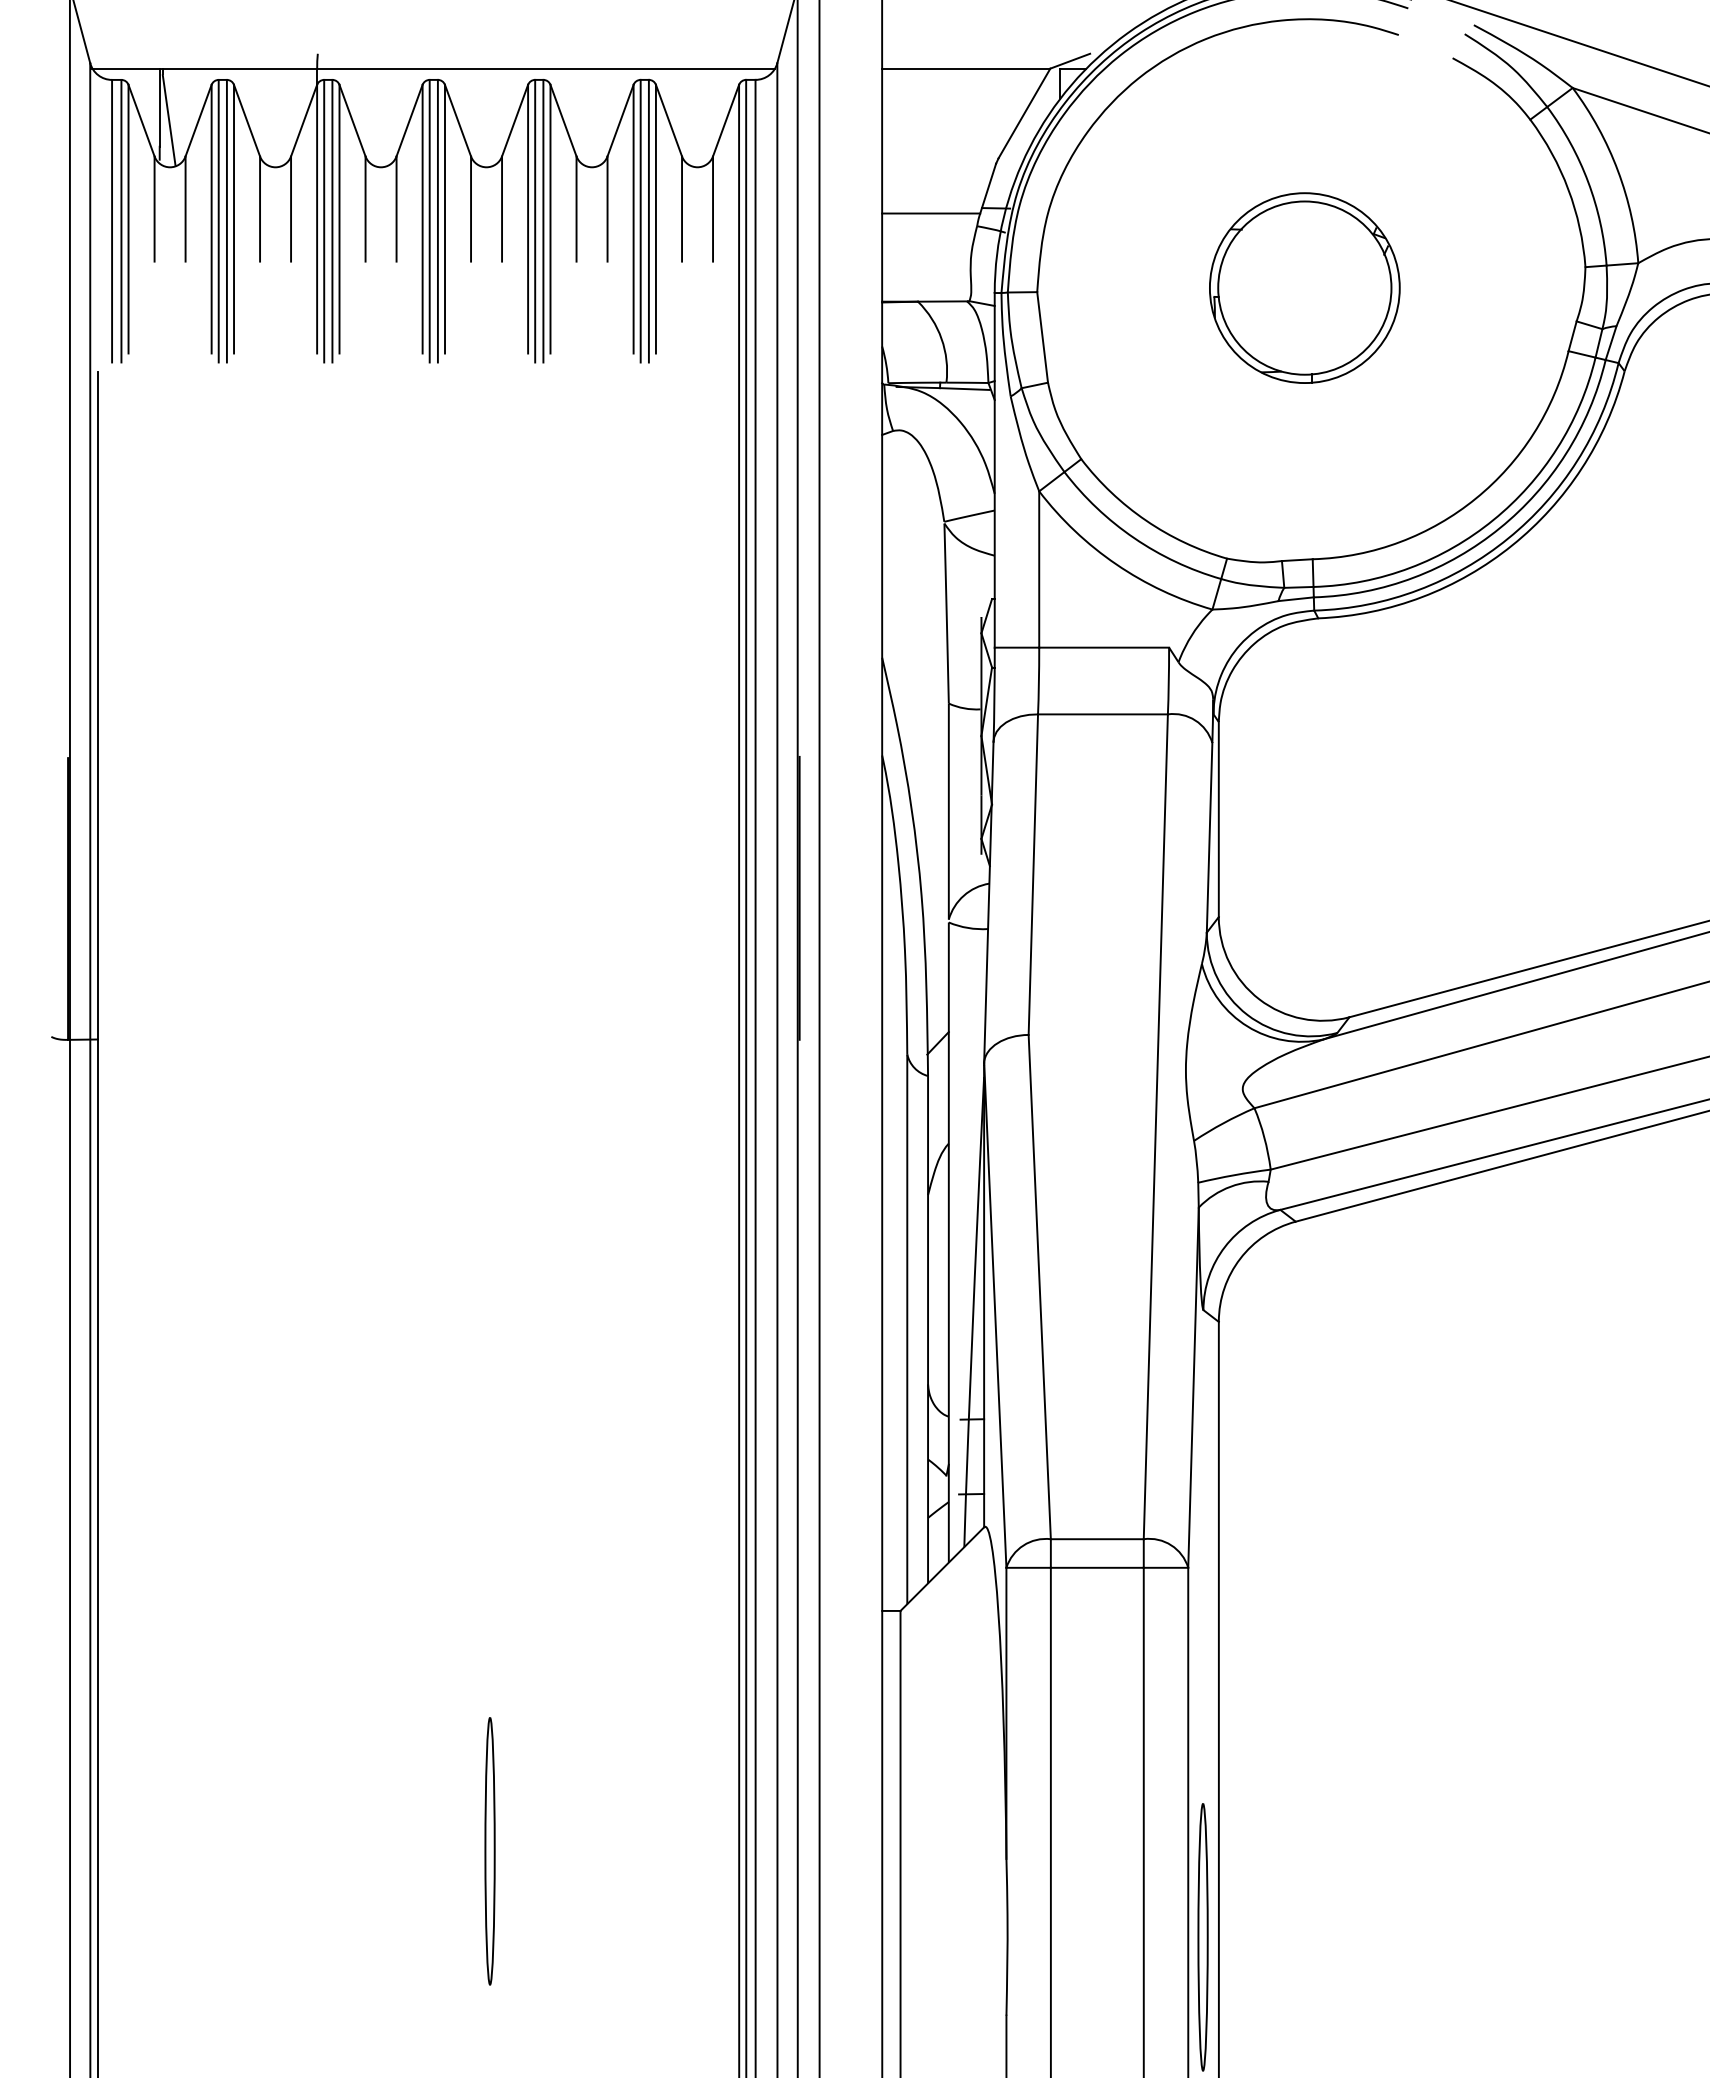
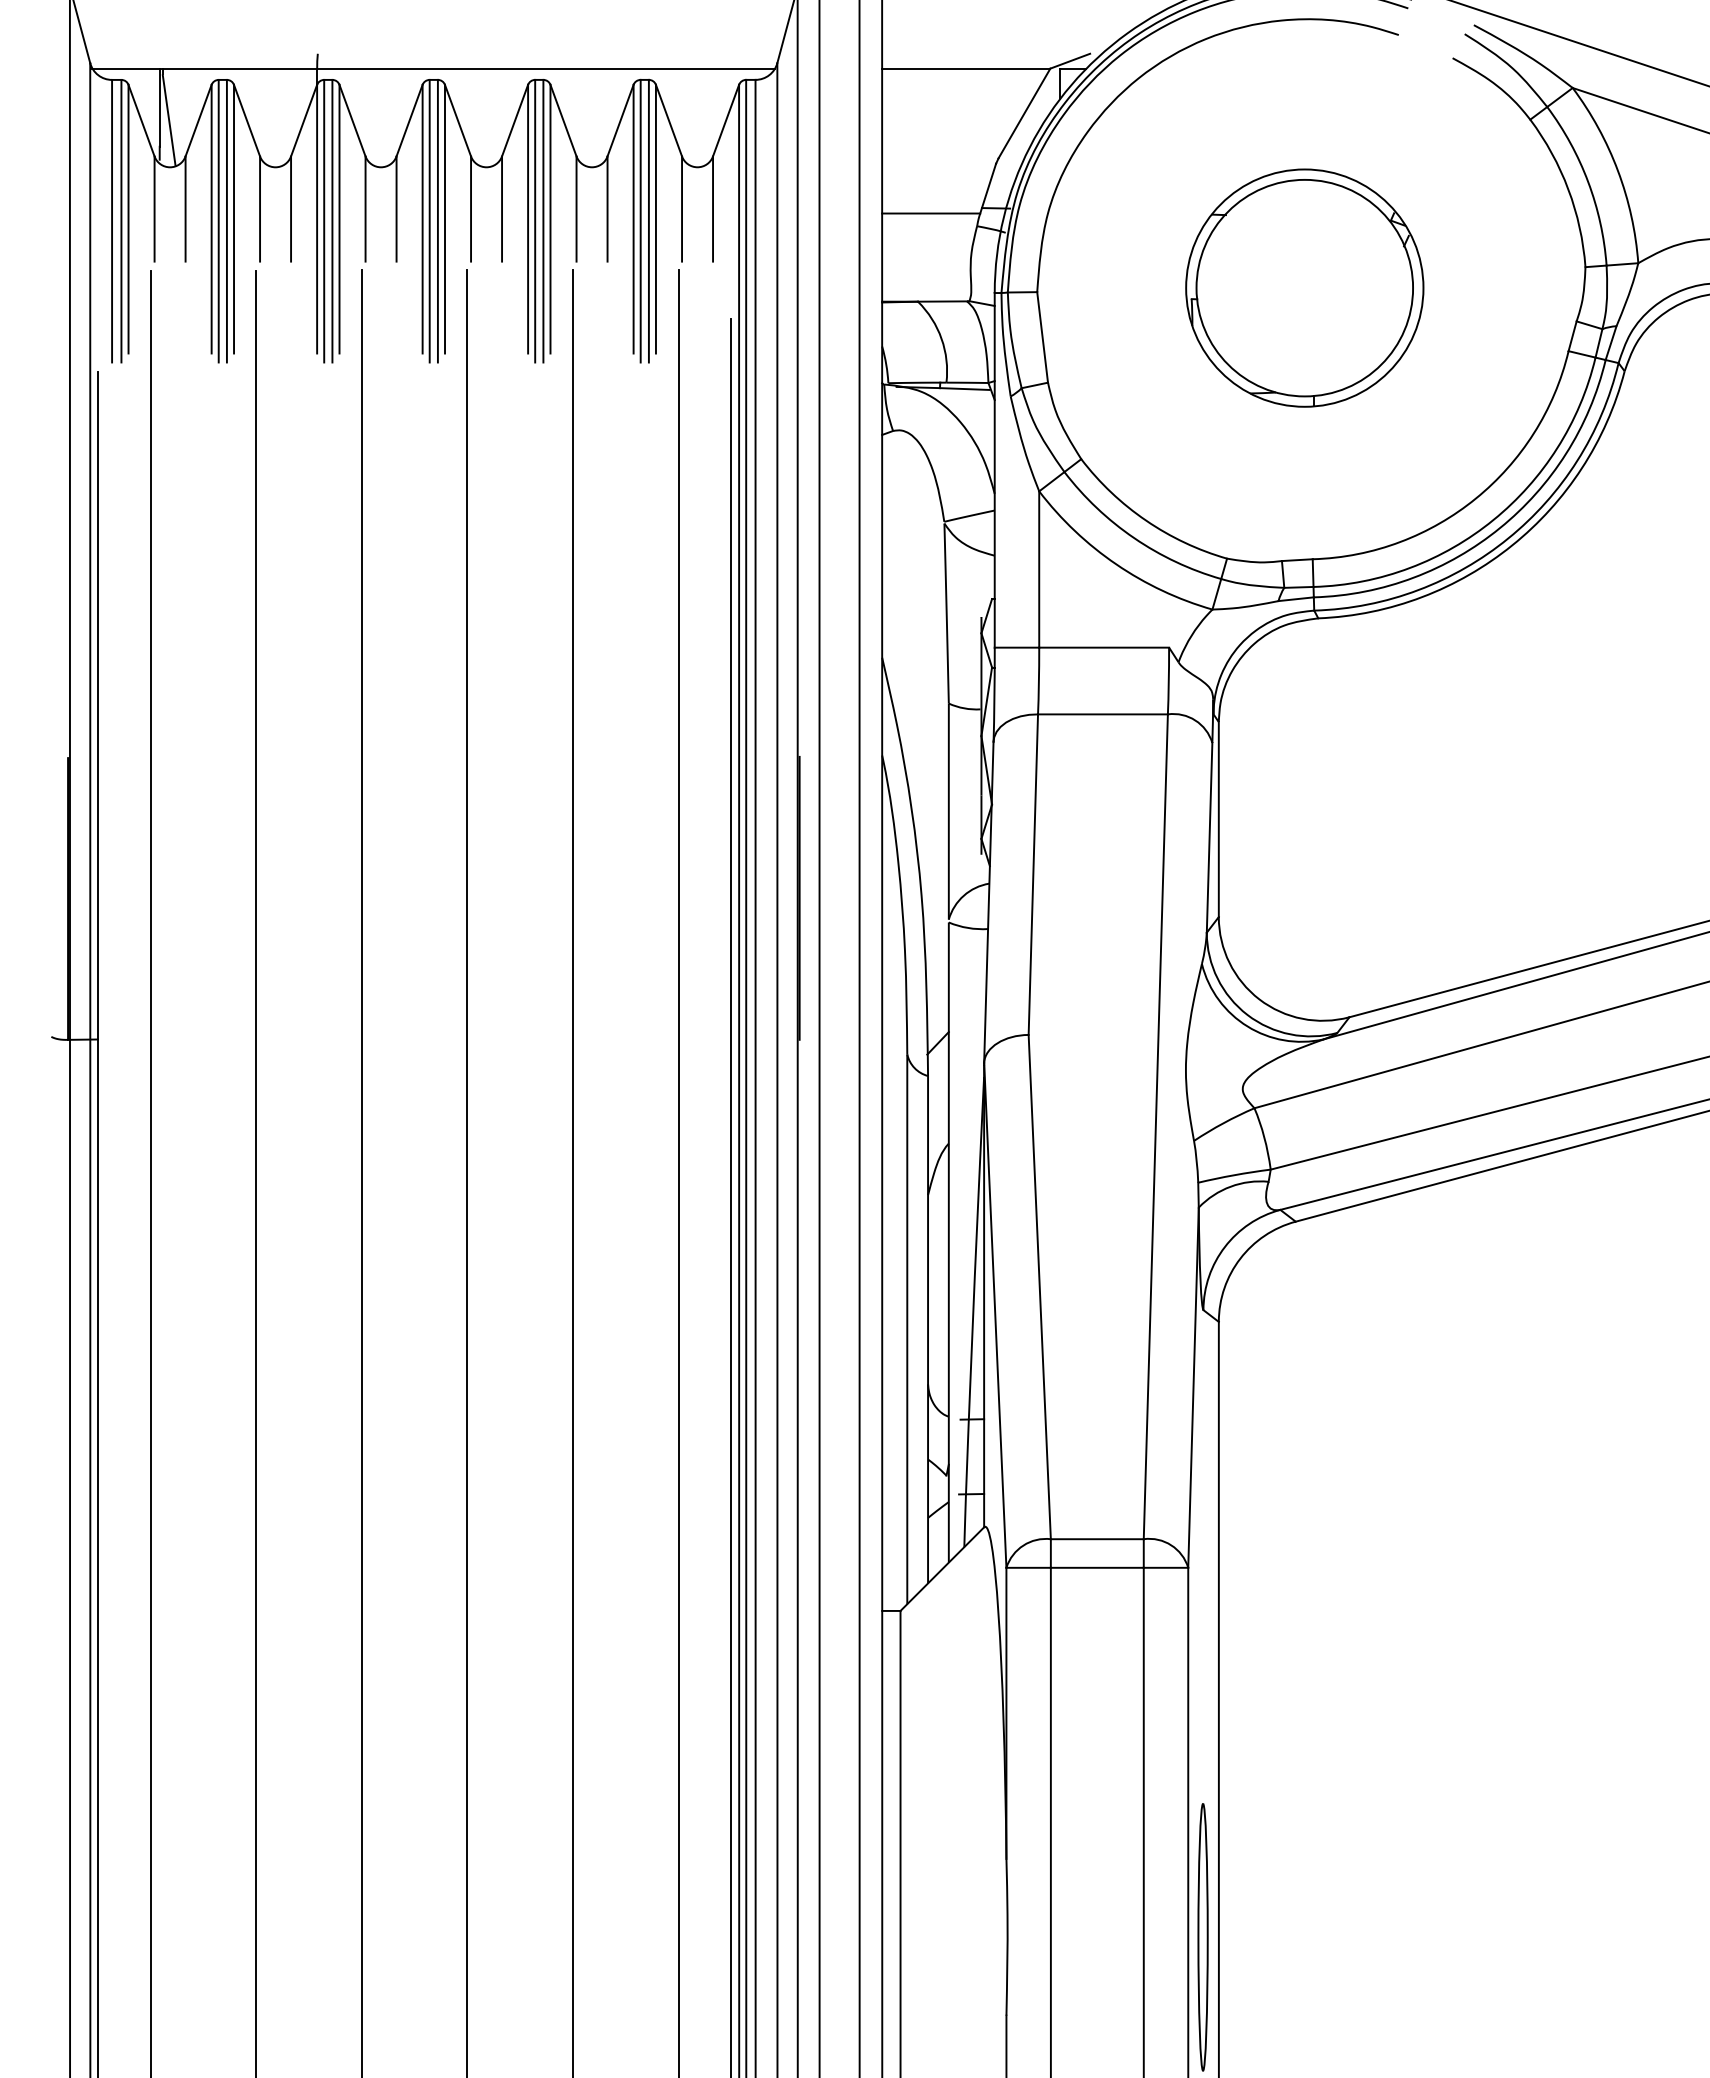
part size: 192x192 px -> 240x240 px (1304, 287)
line: none -> present (859, 1038)
line: none -> present (573, 1171)
line: none -> present (678, 1171)
line: none -> present (150, 1172)
line: none -> present (256, 1172)
line: none -> present (361, 1172)
line: none -> present (467, 1172)
line: none -> present (731, 1196)
part: present -> none (489, 1851)
